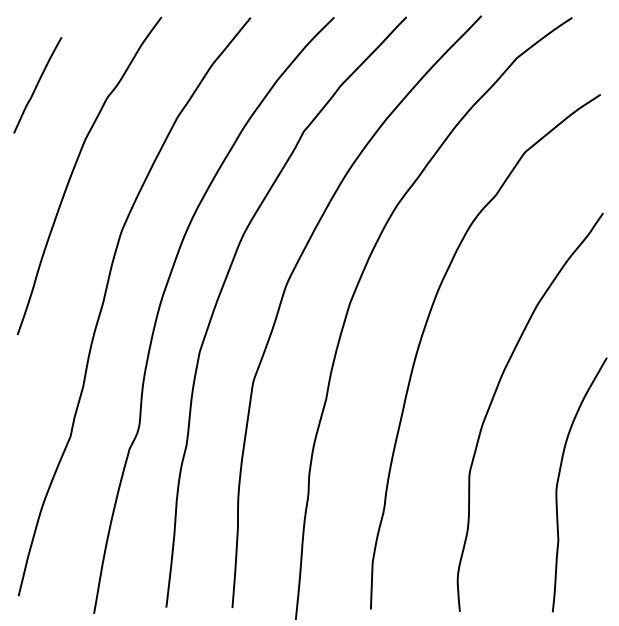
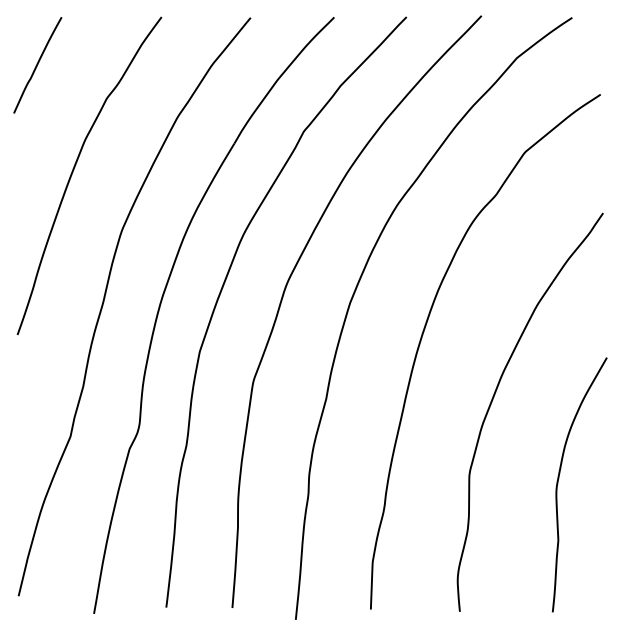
curve position: (37, 85) -> (37, 65) (37, 65)
